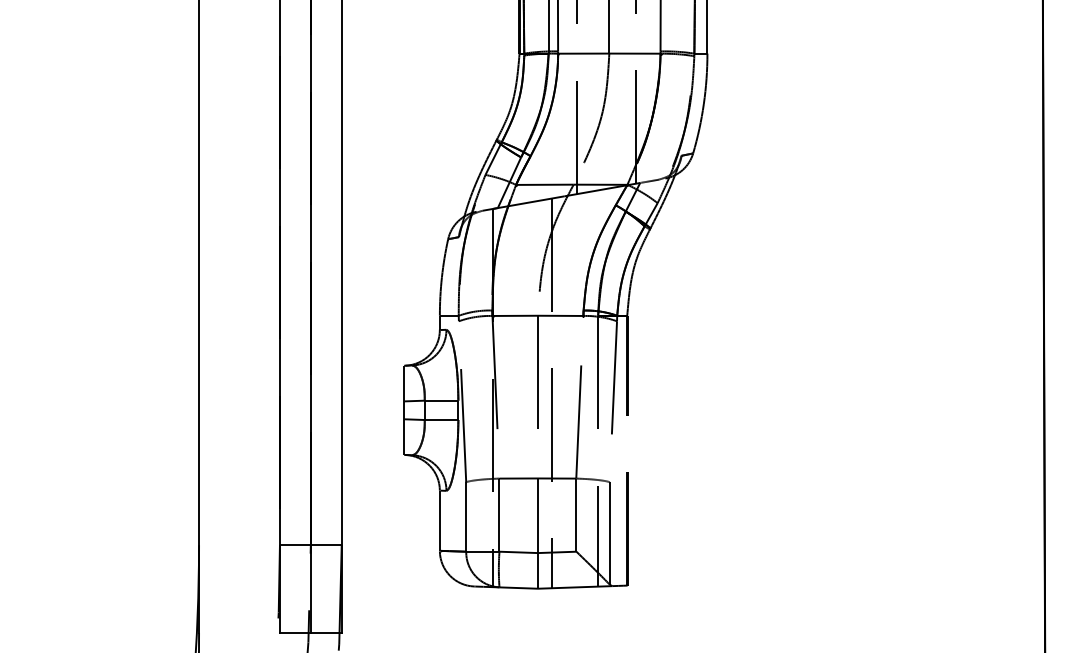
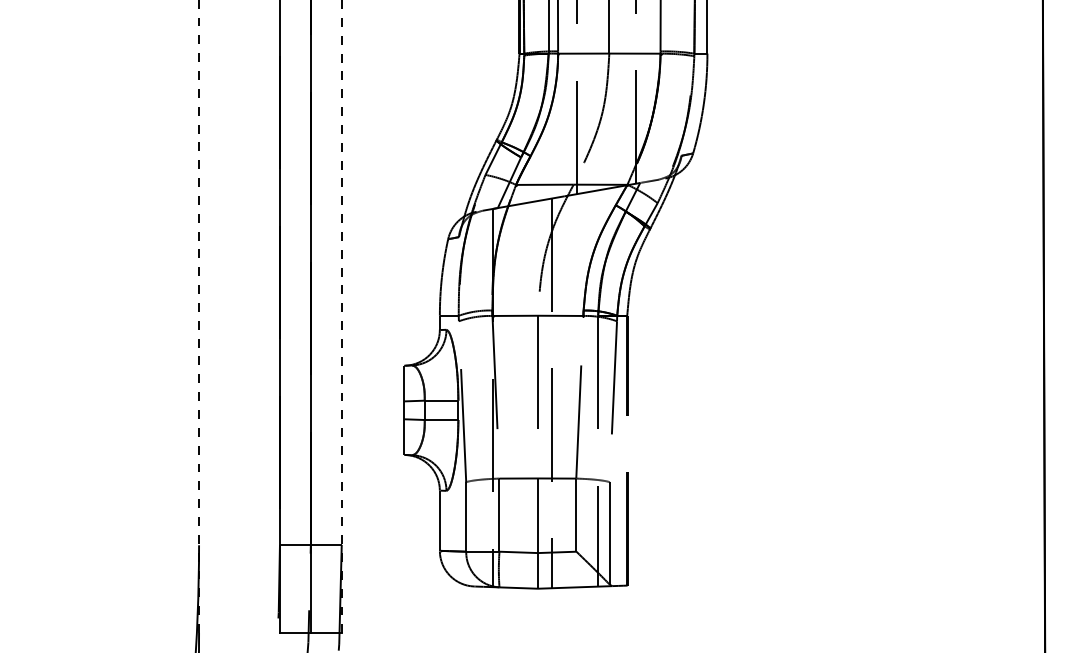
line: solid -> dashed (199, 316)
line: solid -> dashed (341, 316)
